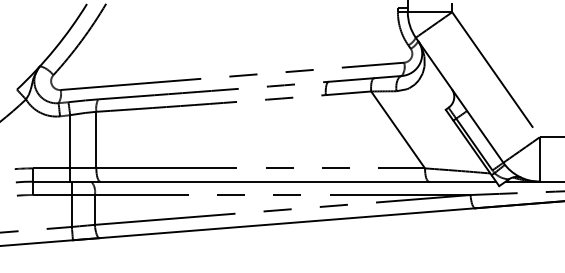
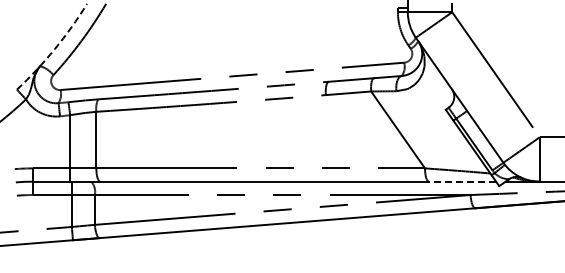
arc: solid -> dashed (54, 49)
line: solid -> dashed (462, 181)
